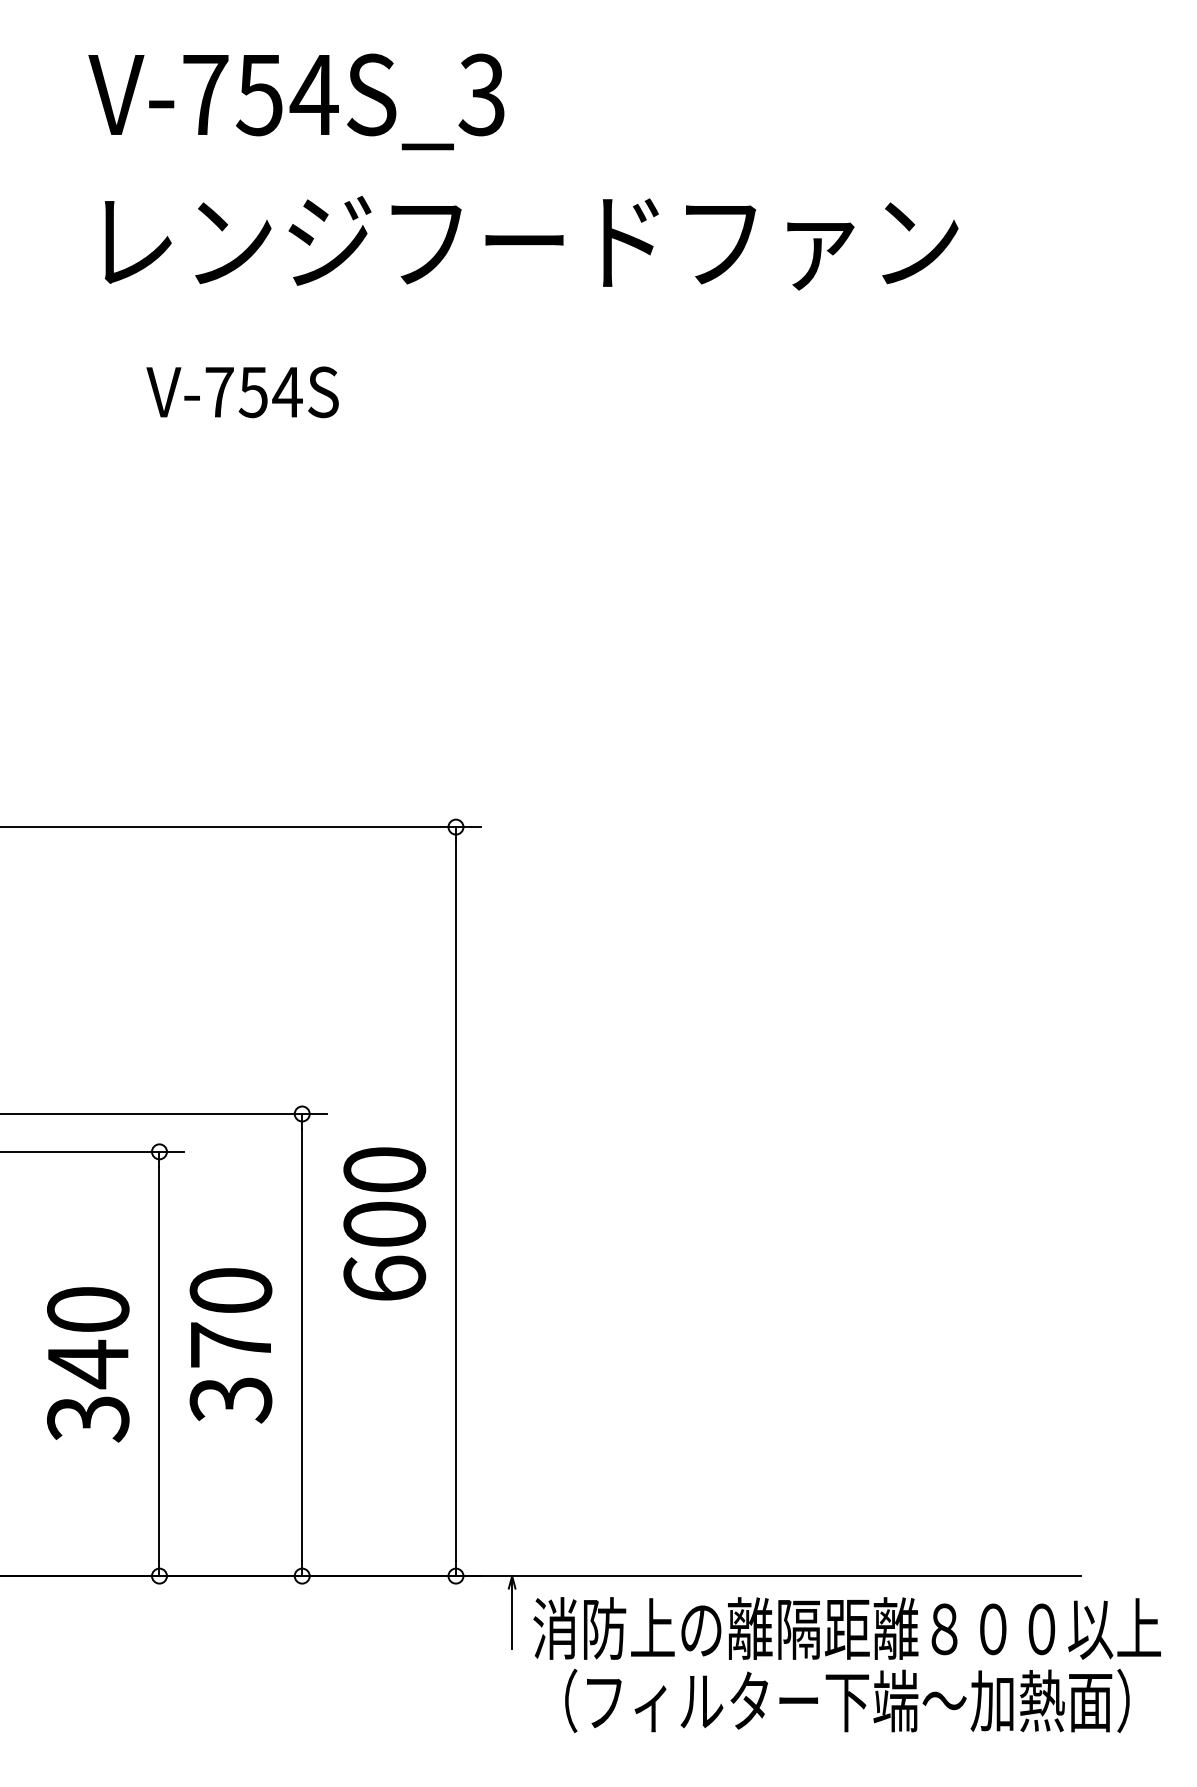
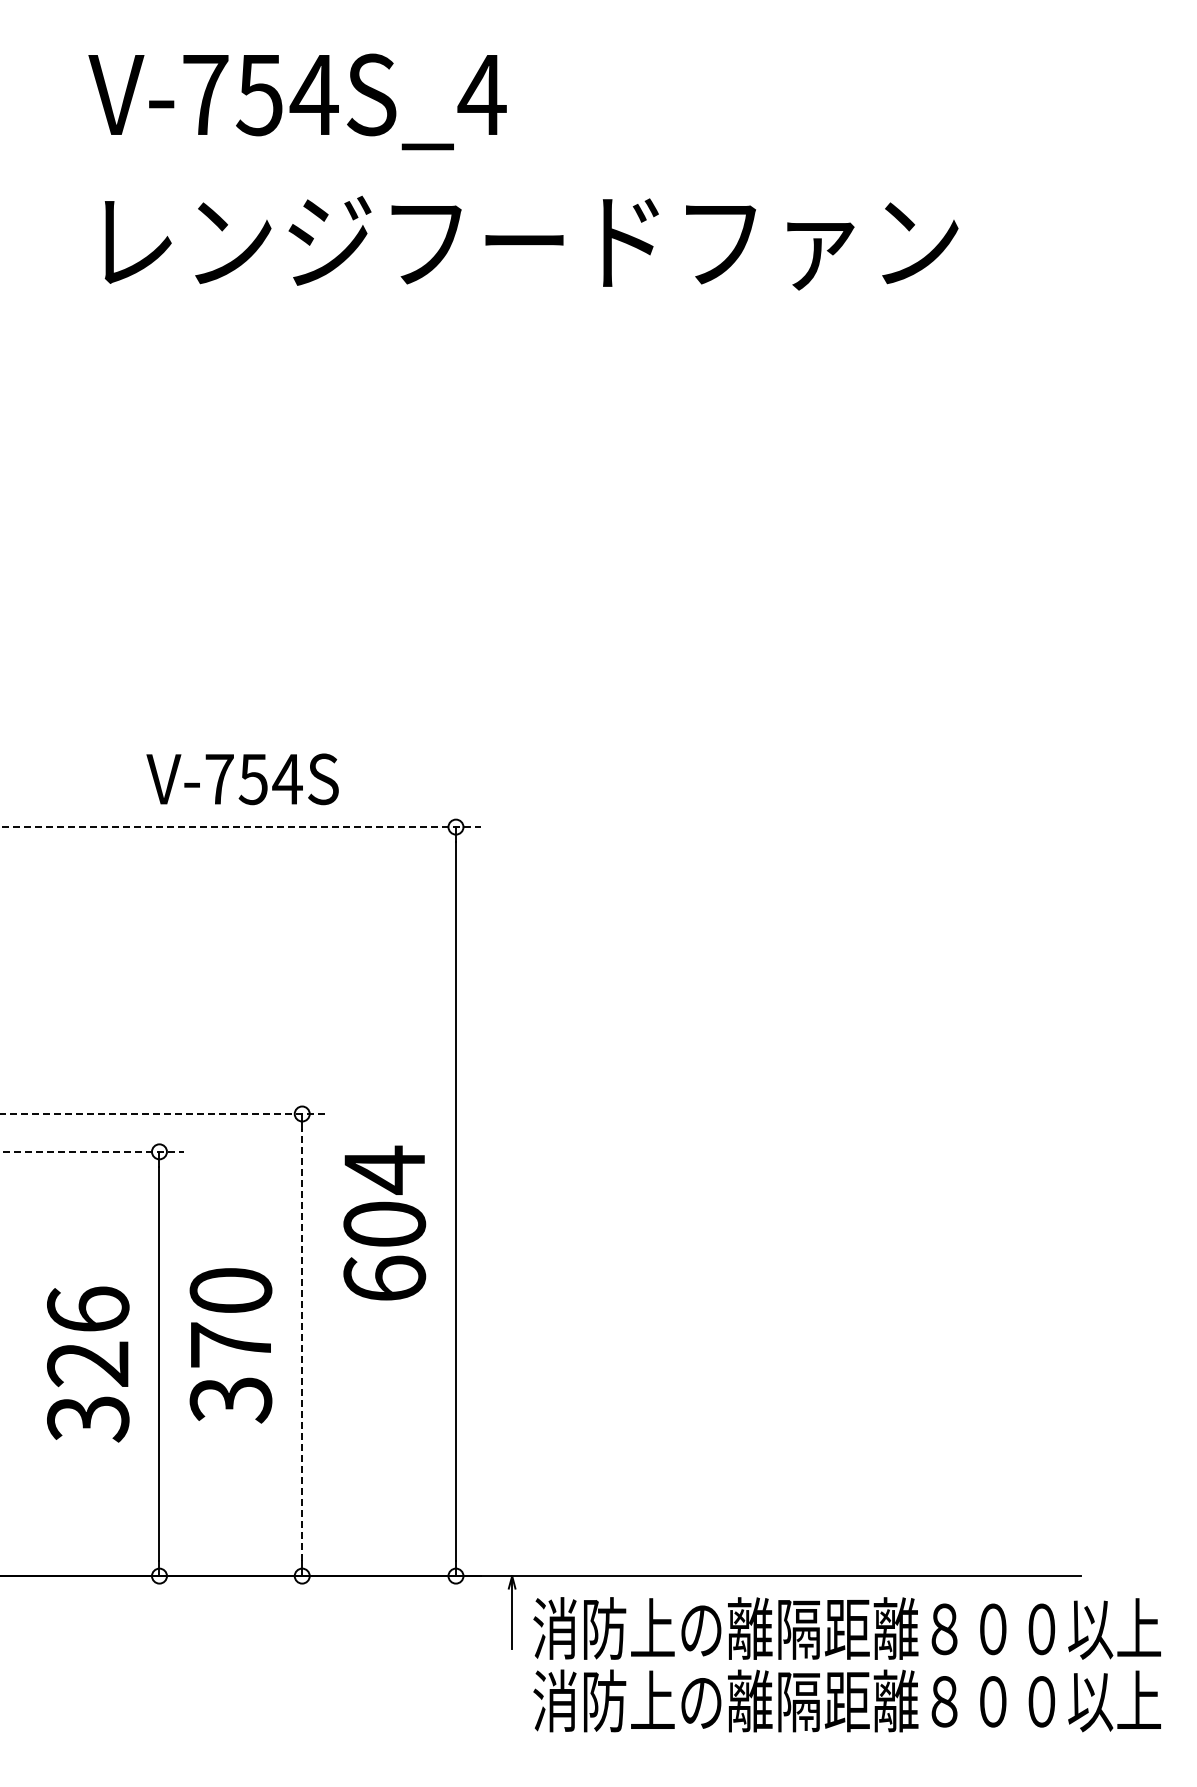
text: V-754S_3 -> V-754S_4 (481, 94)
text position: (242, 392) -> (242, 779) (242, 779)
line: solid -> dashed (241, 827)
line: solid -> dashed (164, 1114)
line: solid -> dashed (92, 1151)
text: 600 -> 604 (384, 1169)
text: 340 -> 326 (88, 1337)
line: solid -> dashed (302, 1344)
text: （フィルター下端～加熱面） -> 消防上の離隔距離８００以上 (846, 1700)
